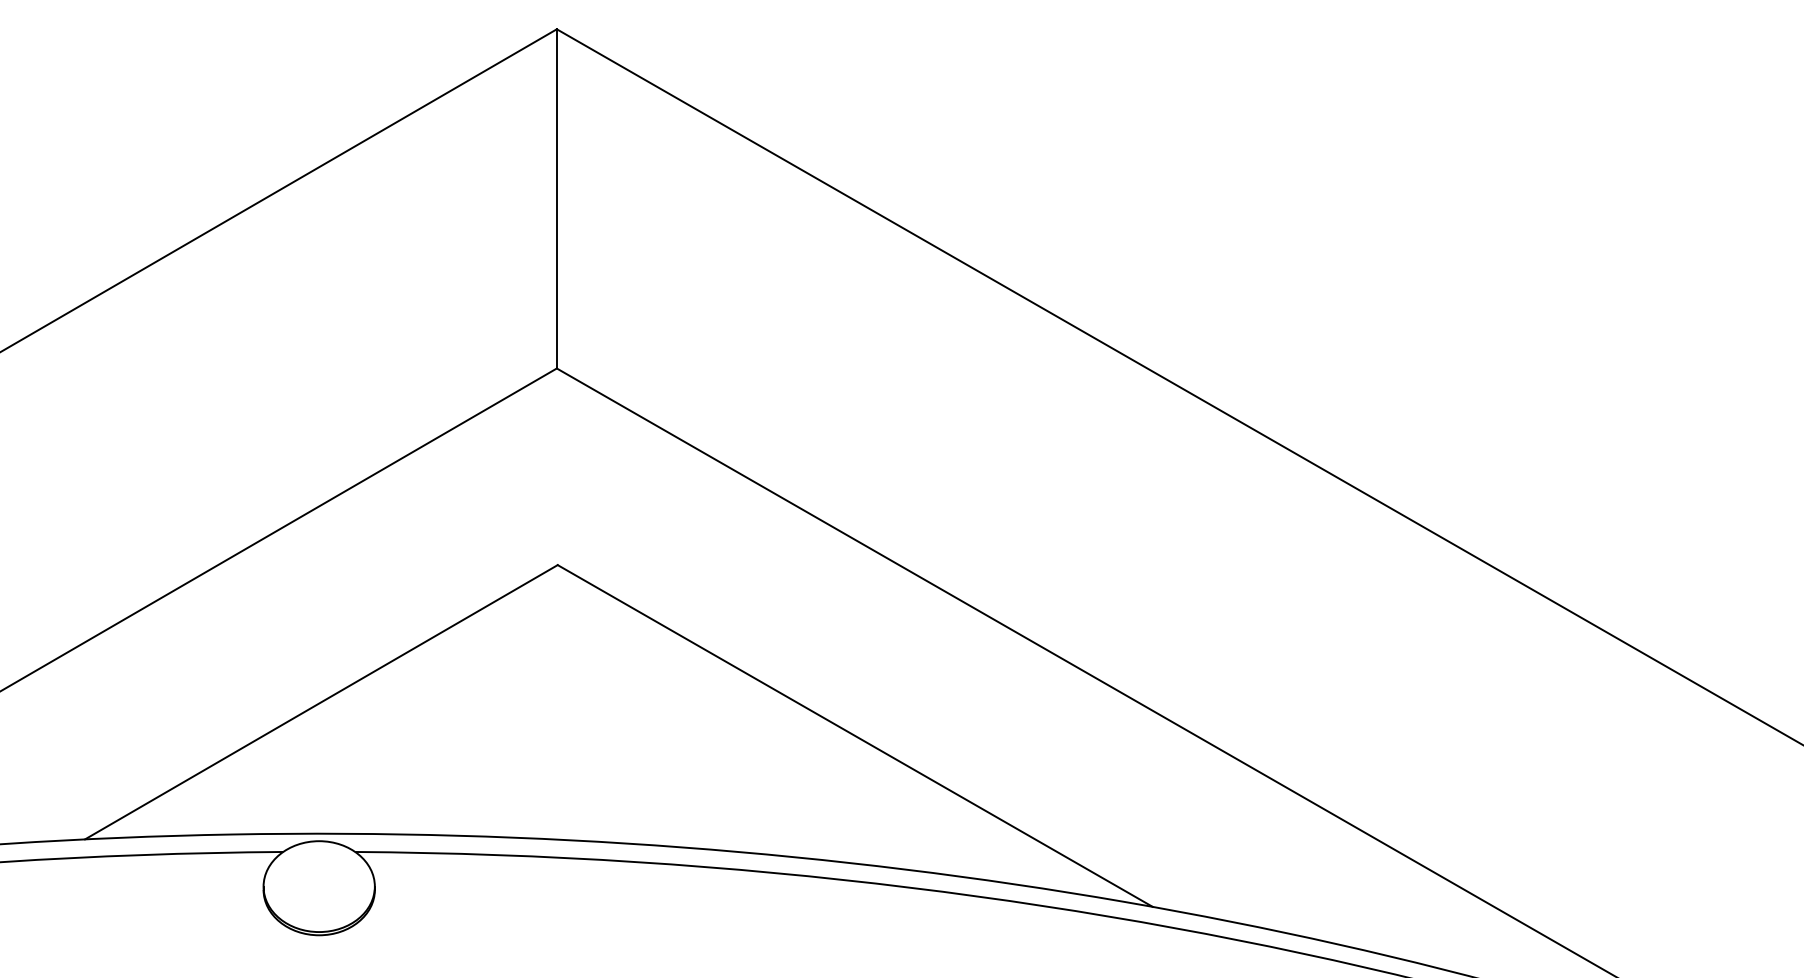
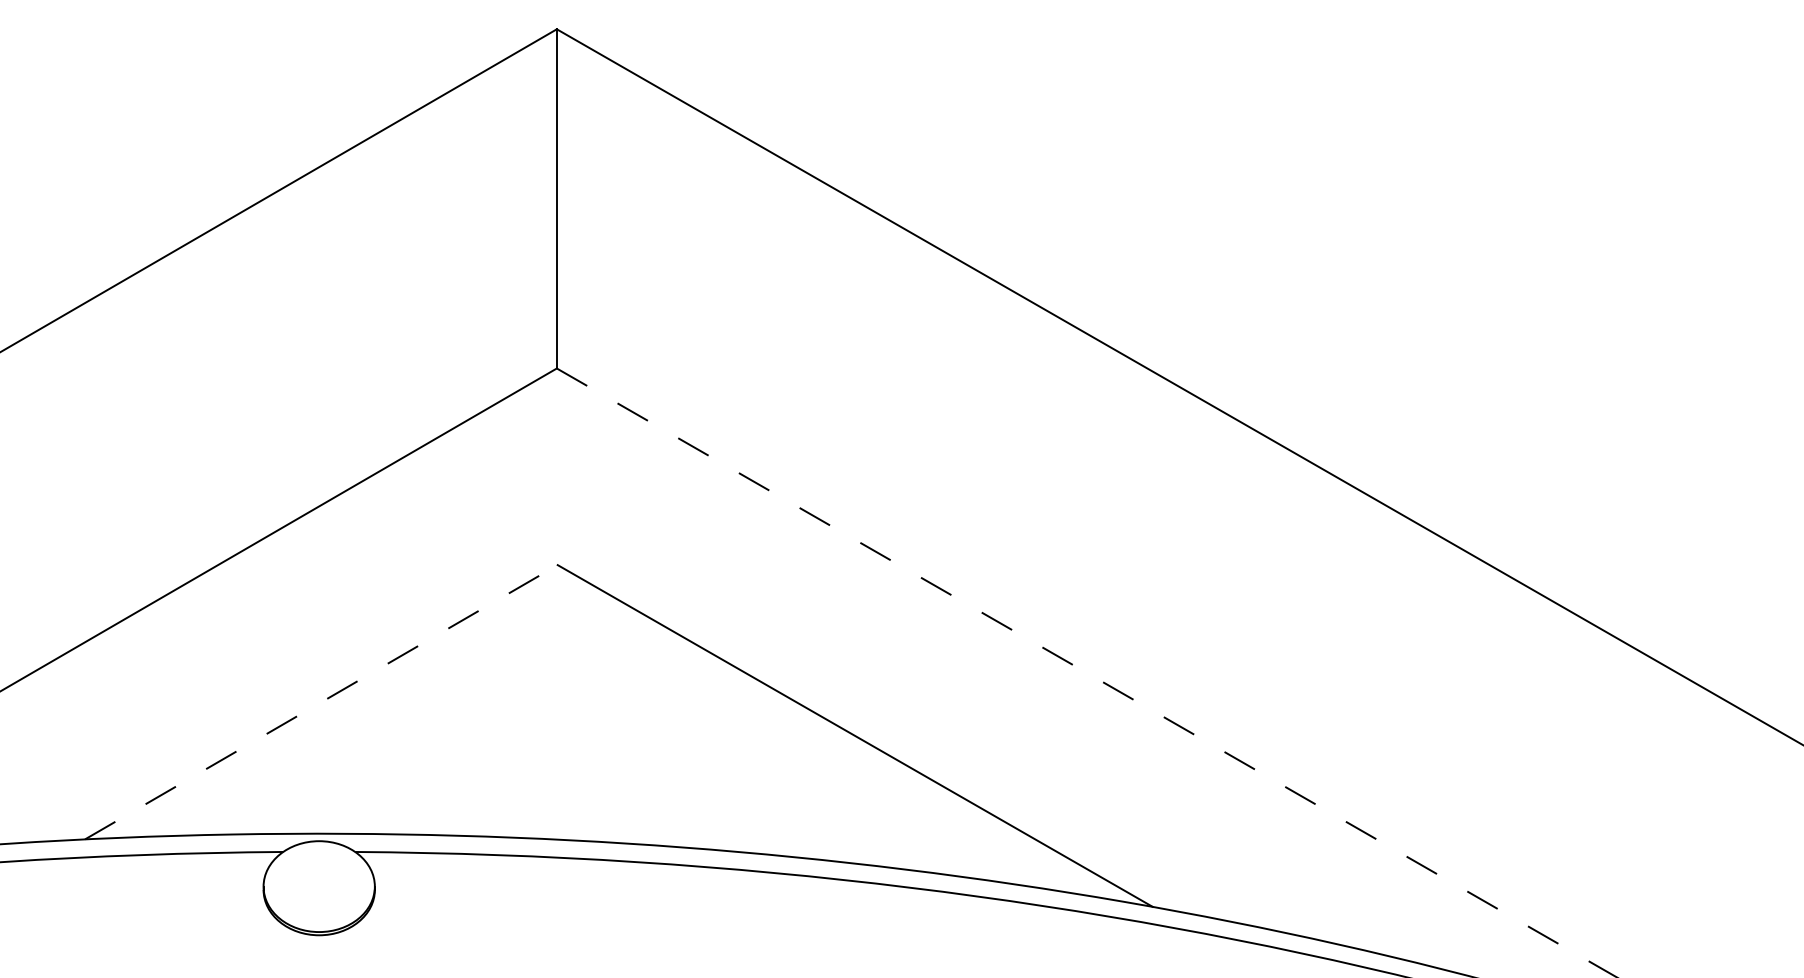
line: solid -> dashed (1087, 673)
line: solid -> dashed (321, 701)
